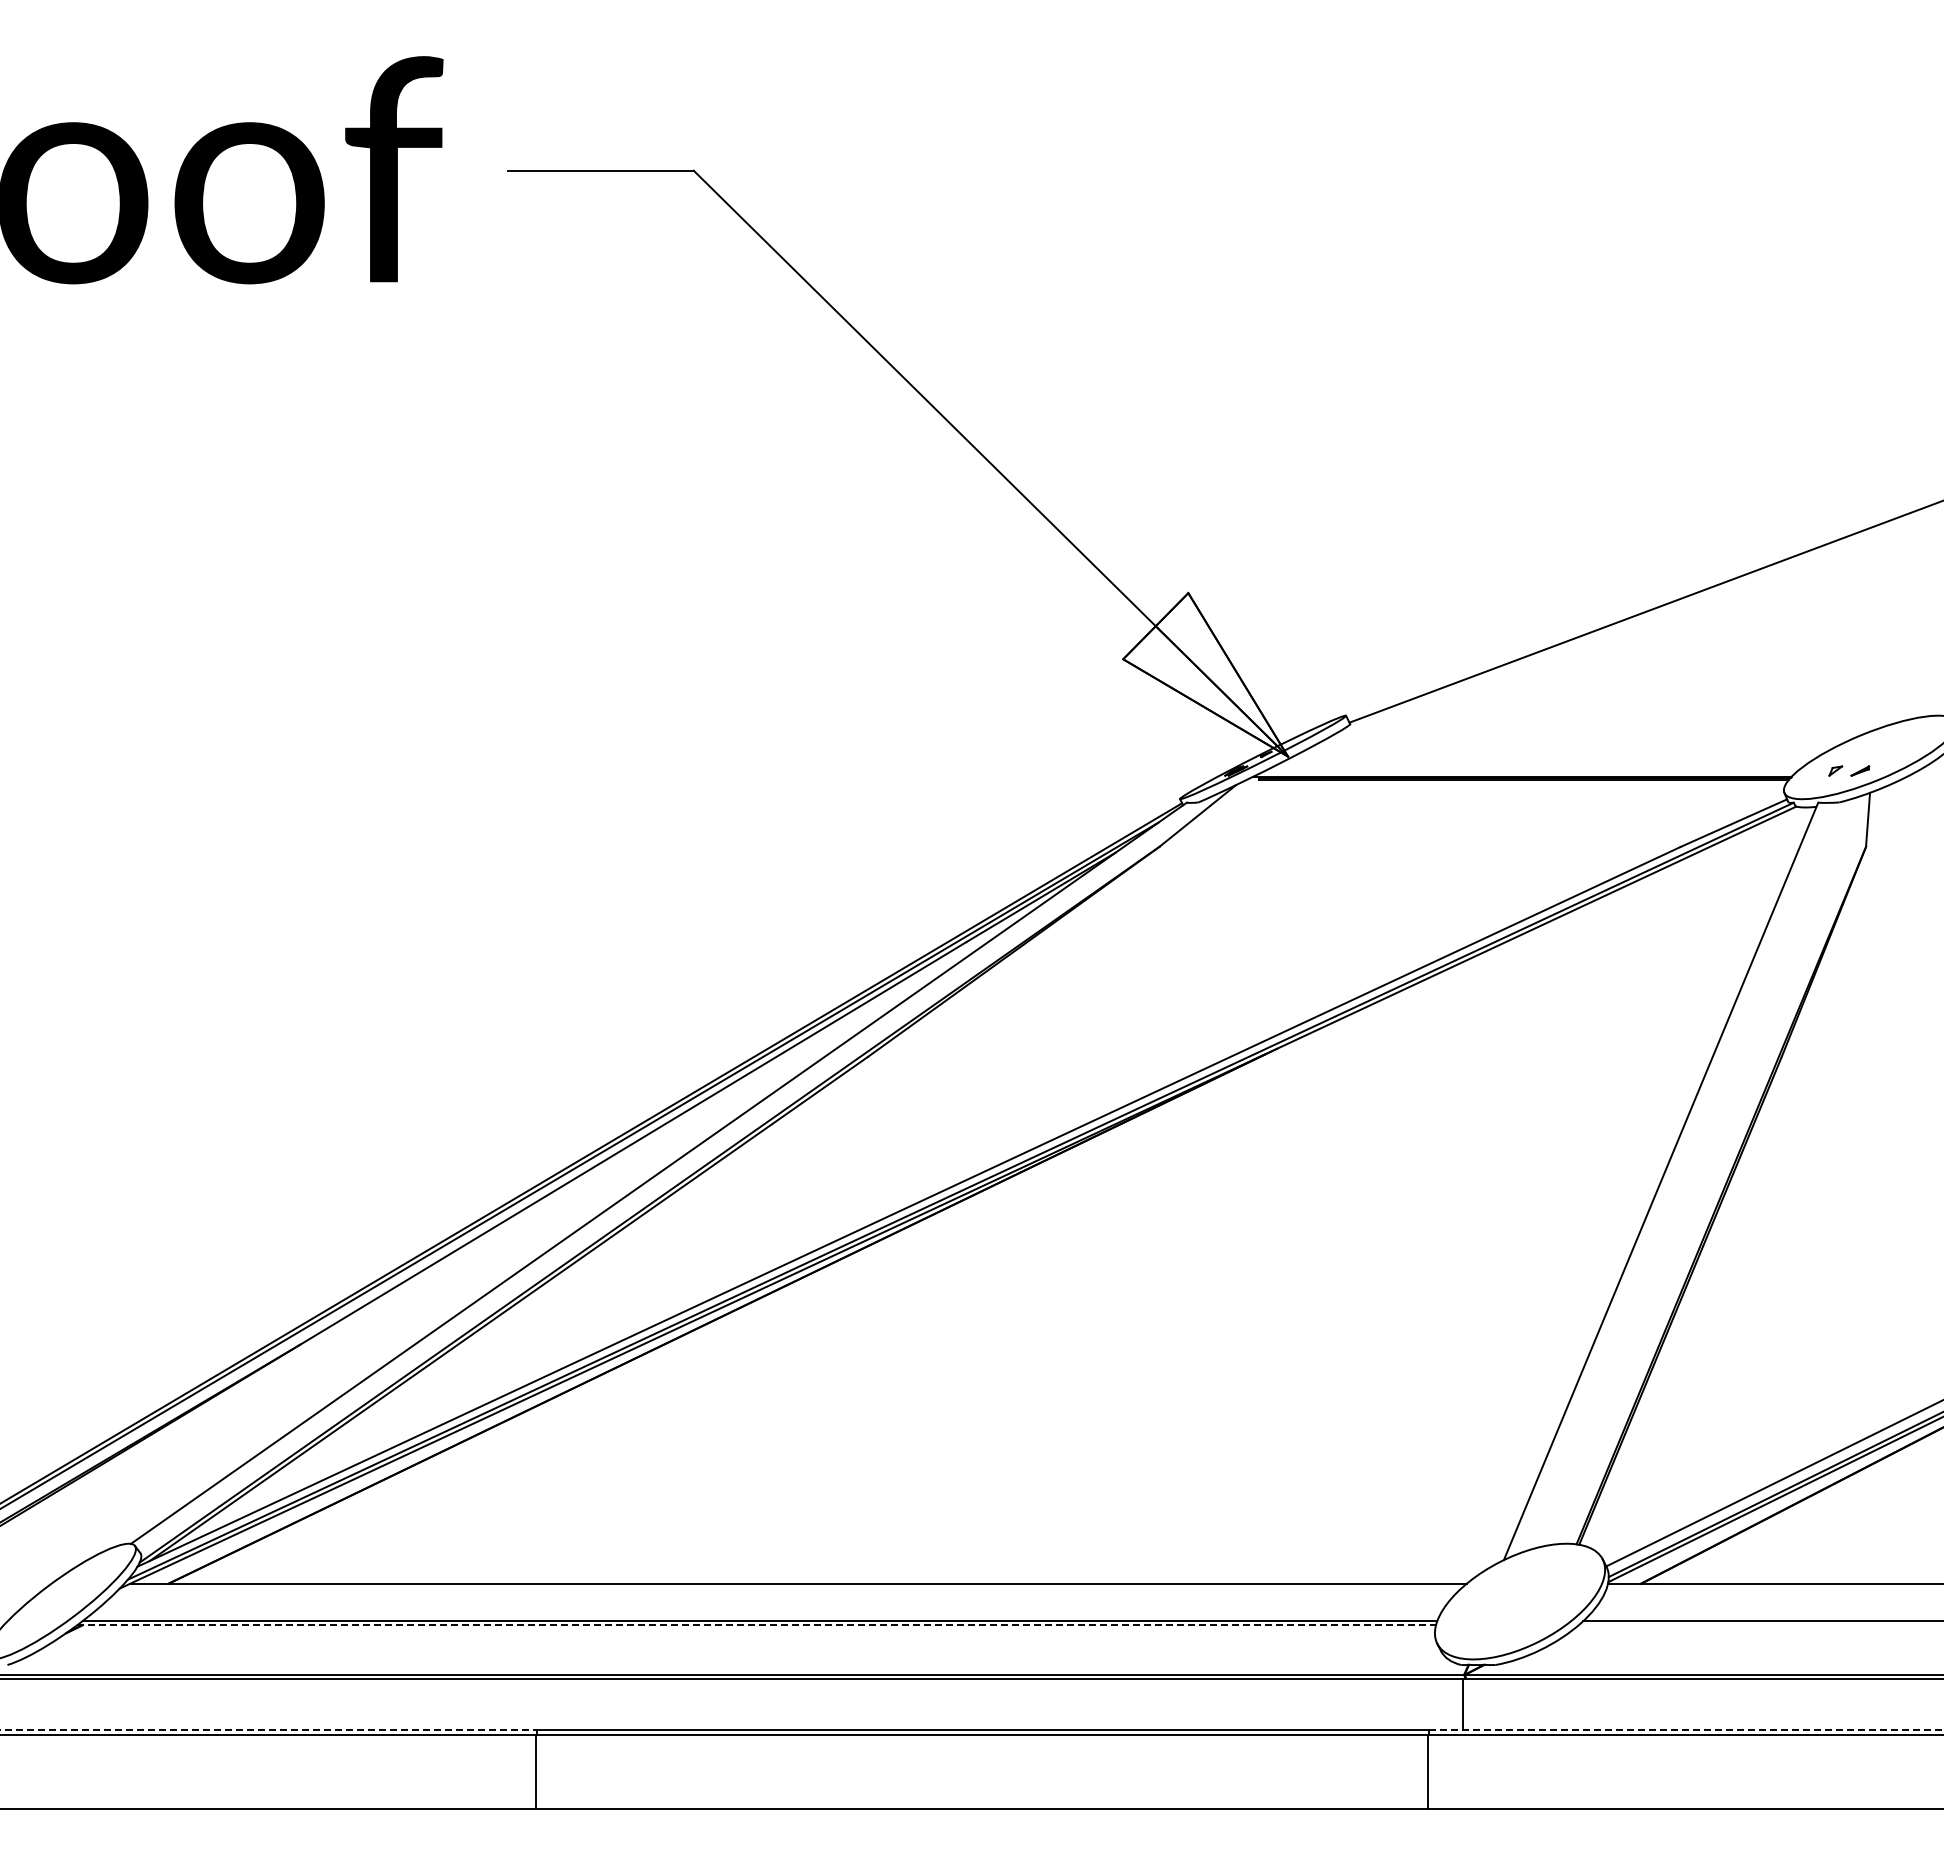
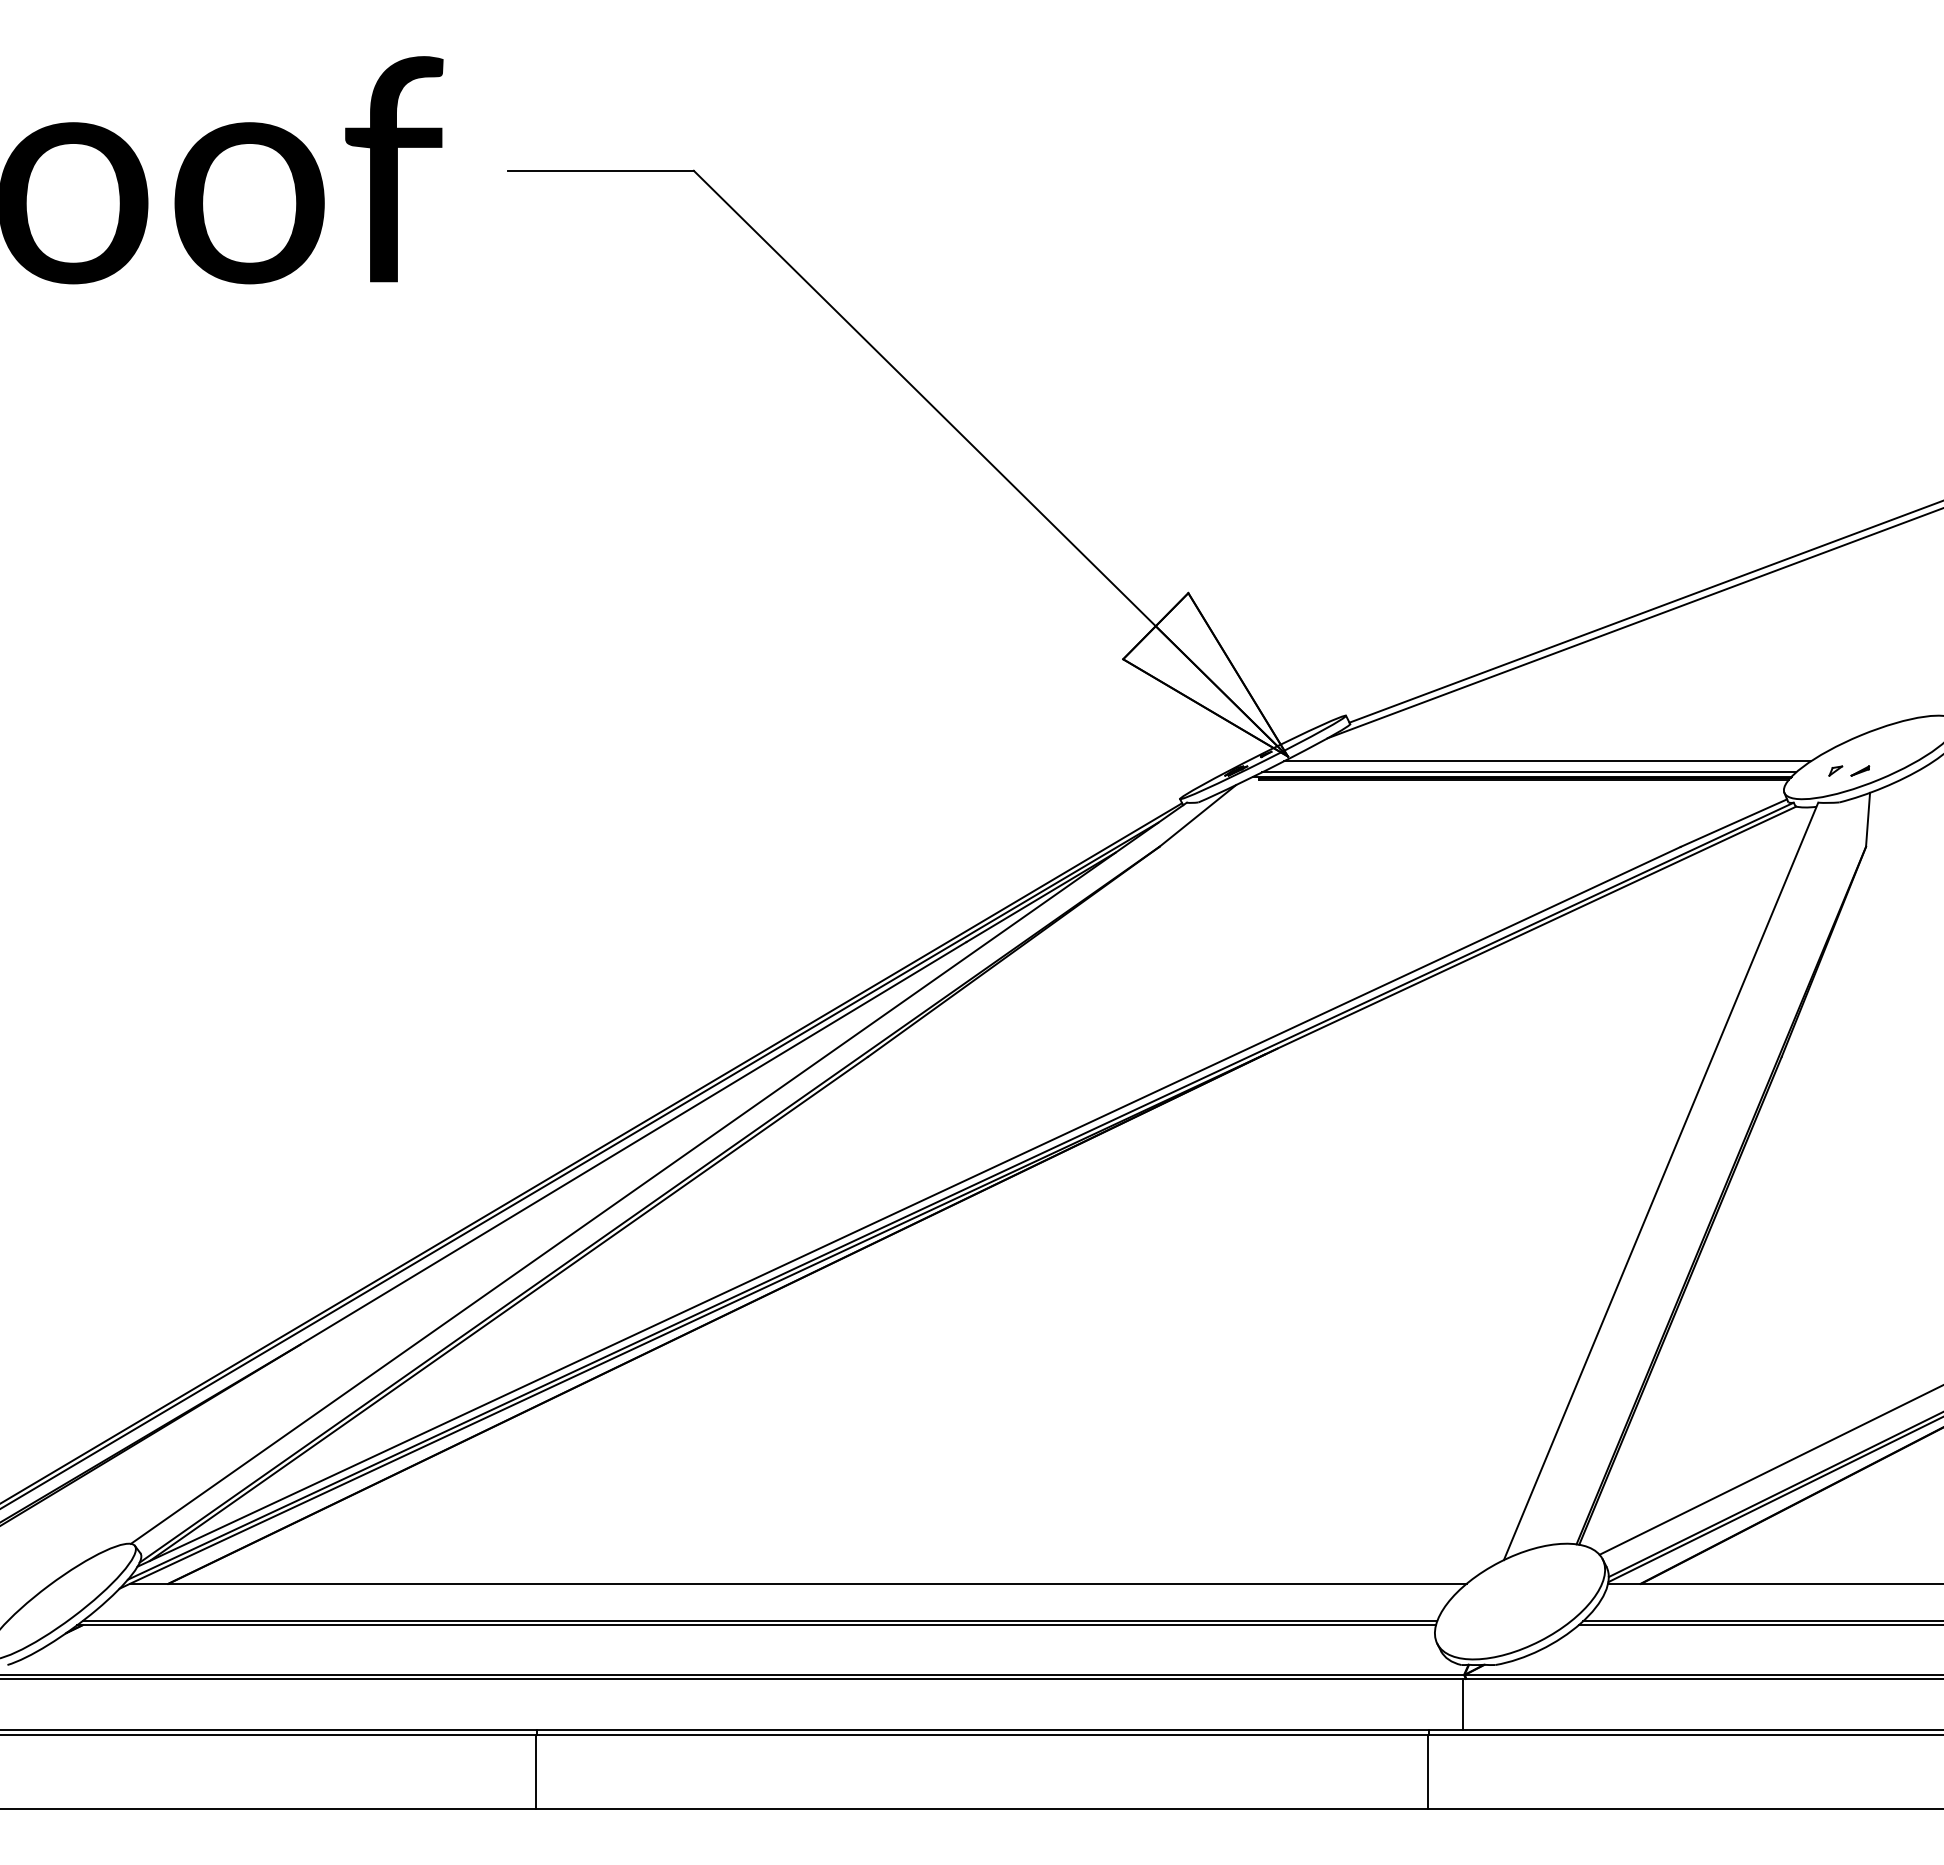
line: none -> present (1633, 623)
line: none -> present (1546, 761)
line: none -> present (1528, 772)
line position: (1772, 1483) -> (1769, 1470) (1769, 1470)
line: dashed -> solid (757, 1625)
line: none -> present (1759, 1625)
line: dashed -> solid (269, 1729)
line: dashed -> solid (1686, 1729)
